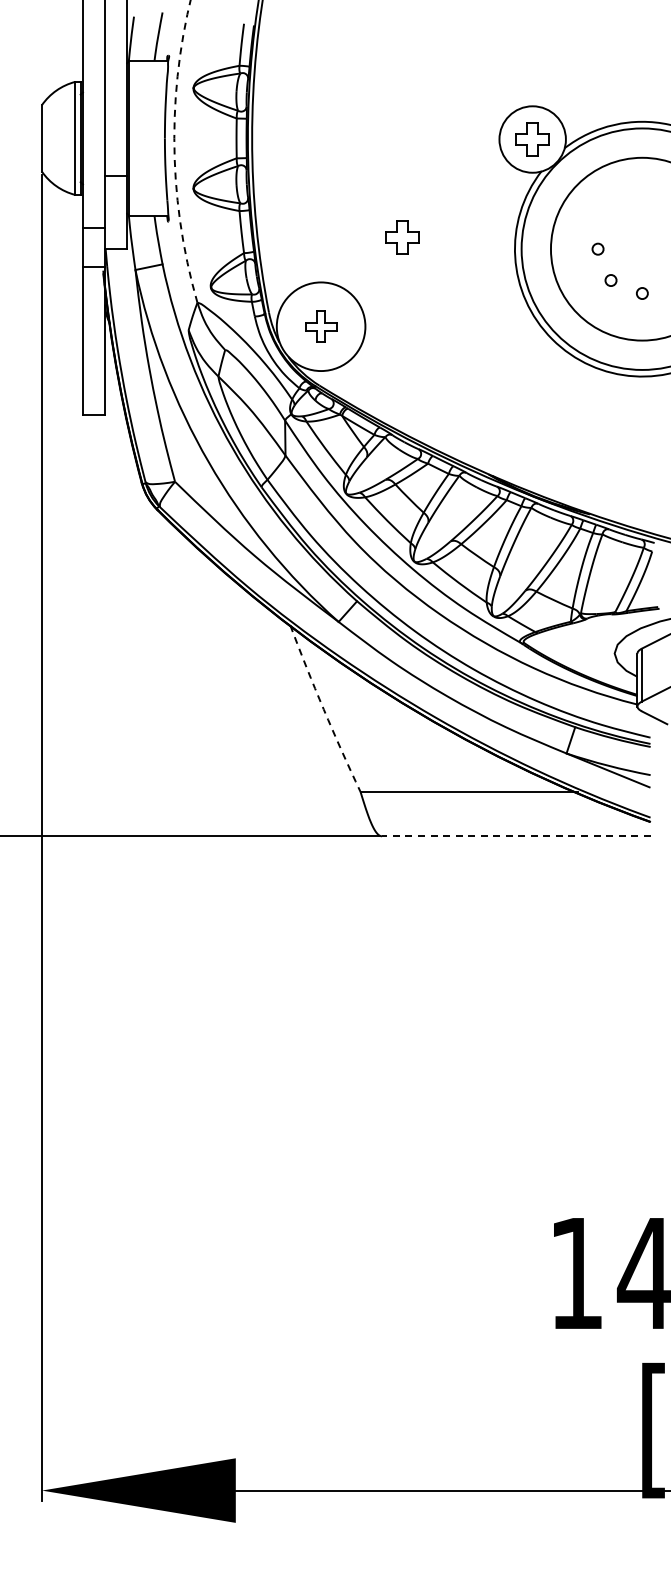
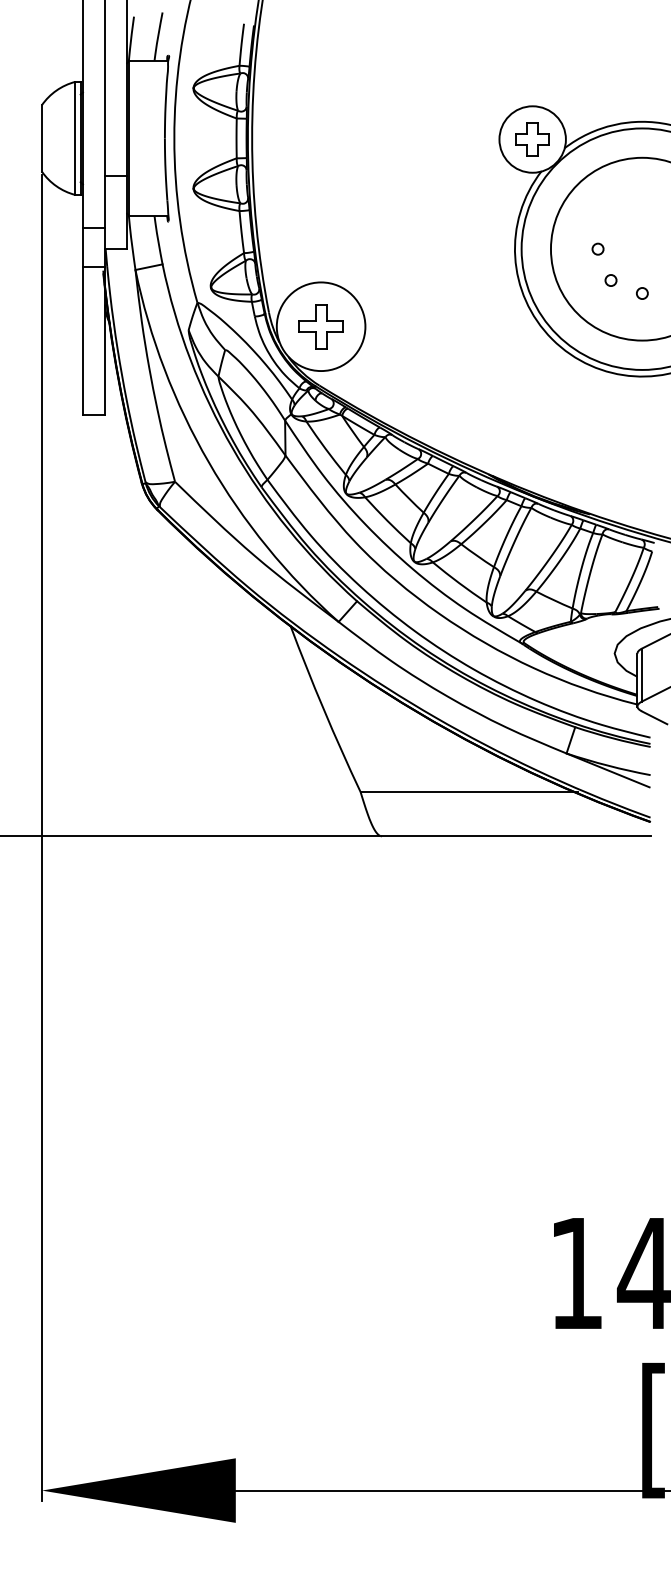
arc: dashed -> solid (174, 152)
part: present -> none (402, 237)
part size: 33x33 px -> 46x46 px (320, 326)
arc: dashed -> solid (323, 709)
line: dashed -> solid (515, 836)
